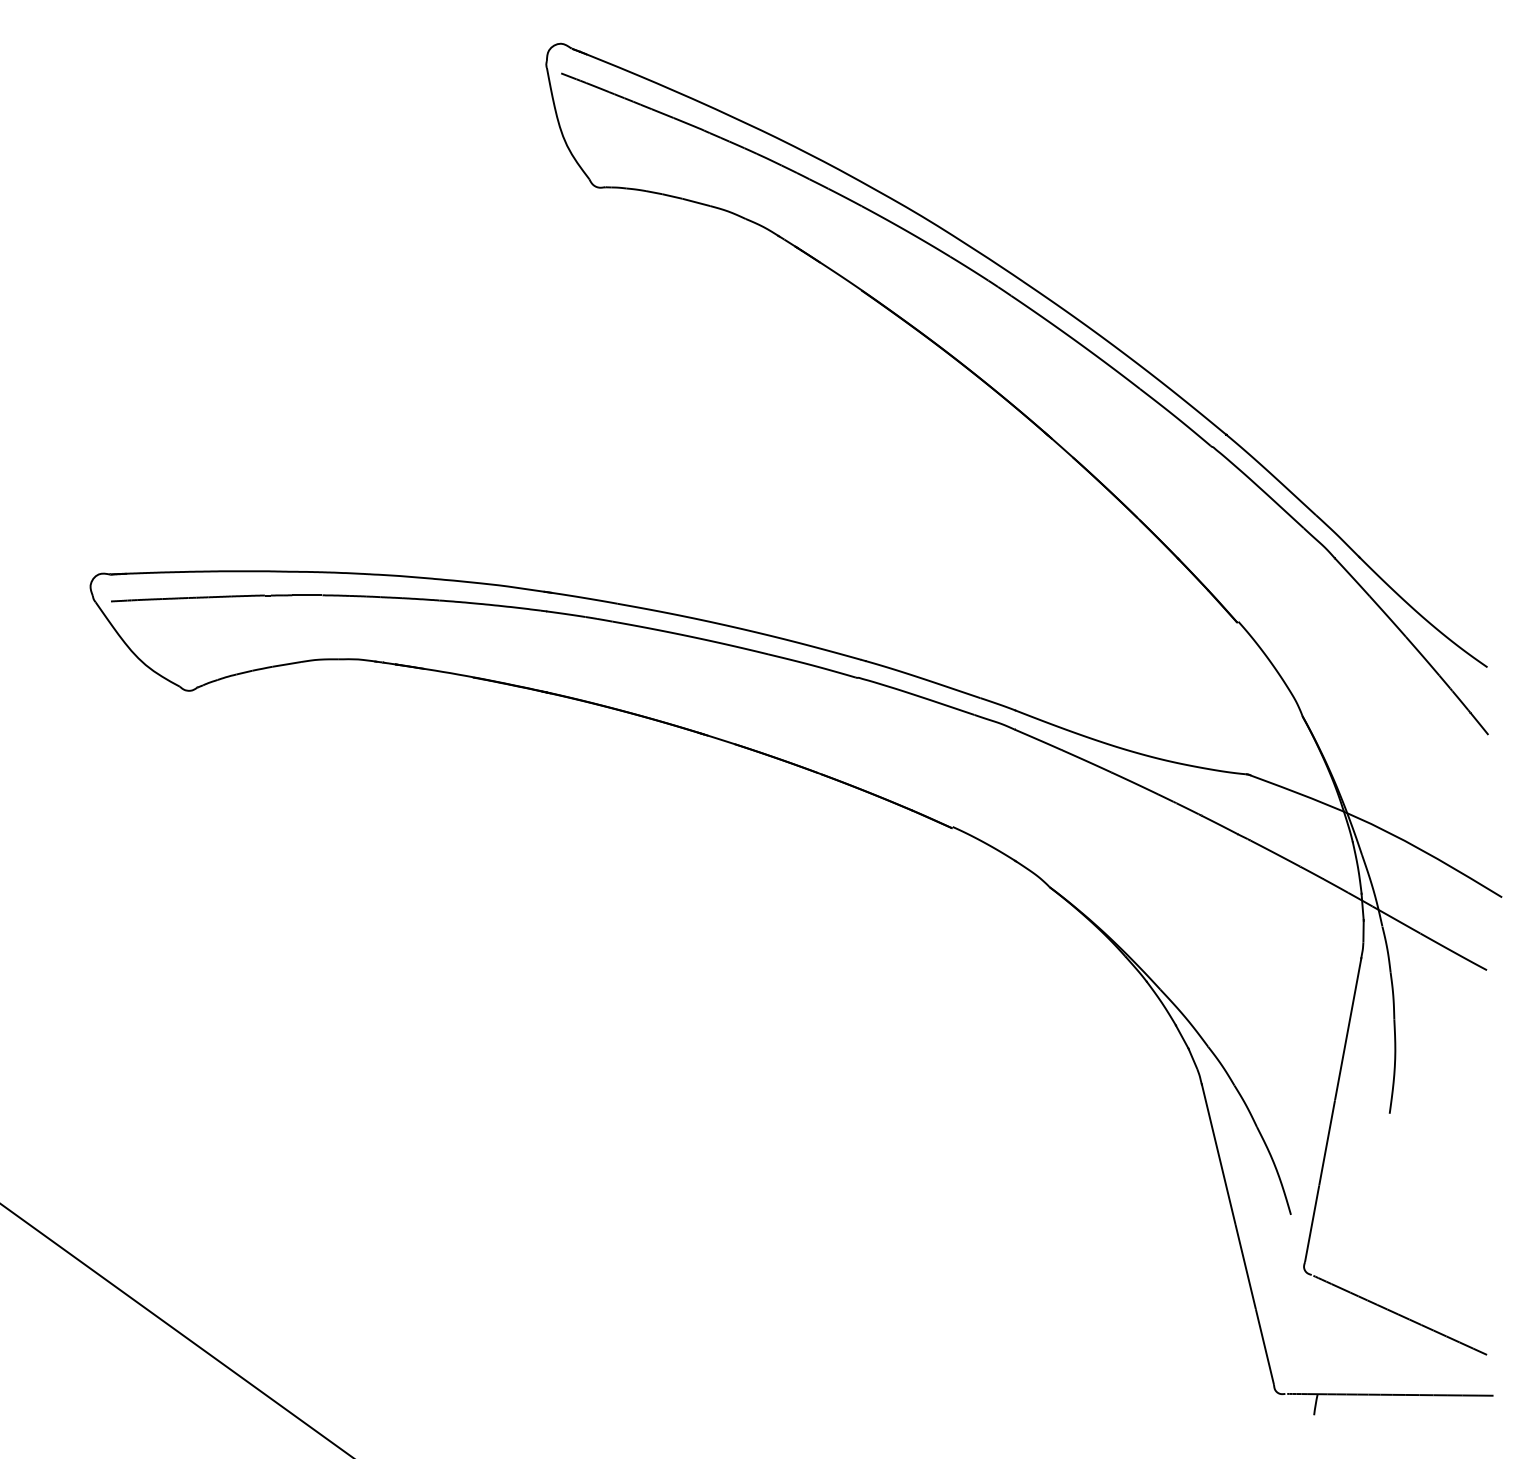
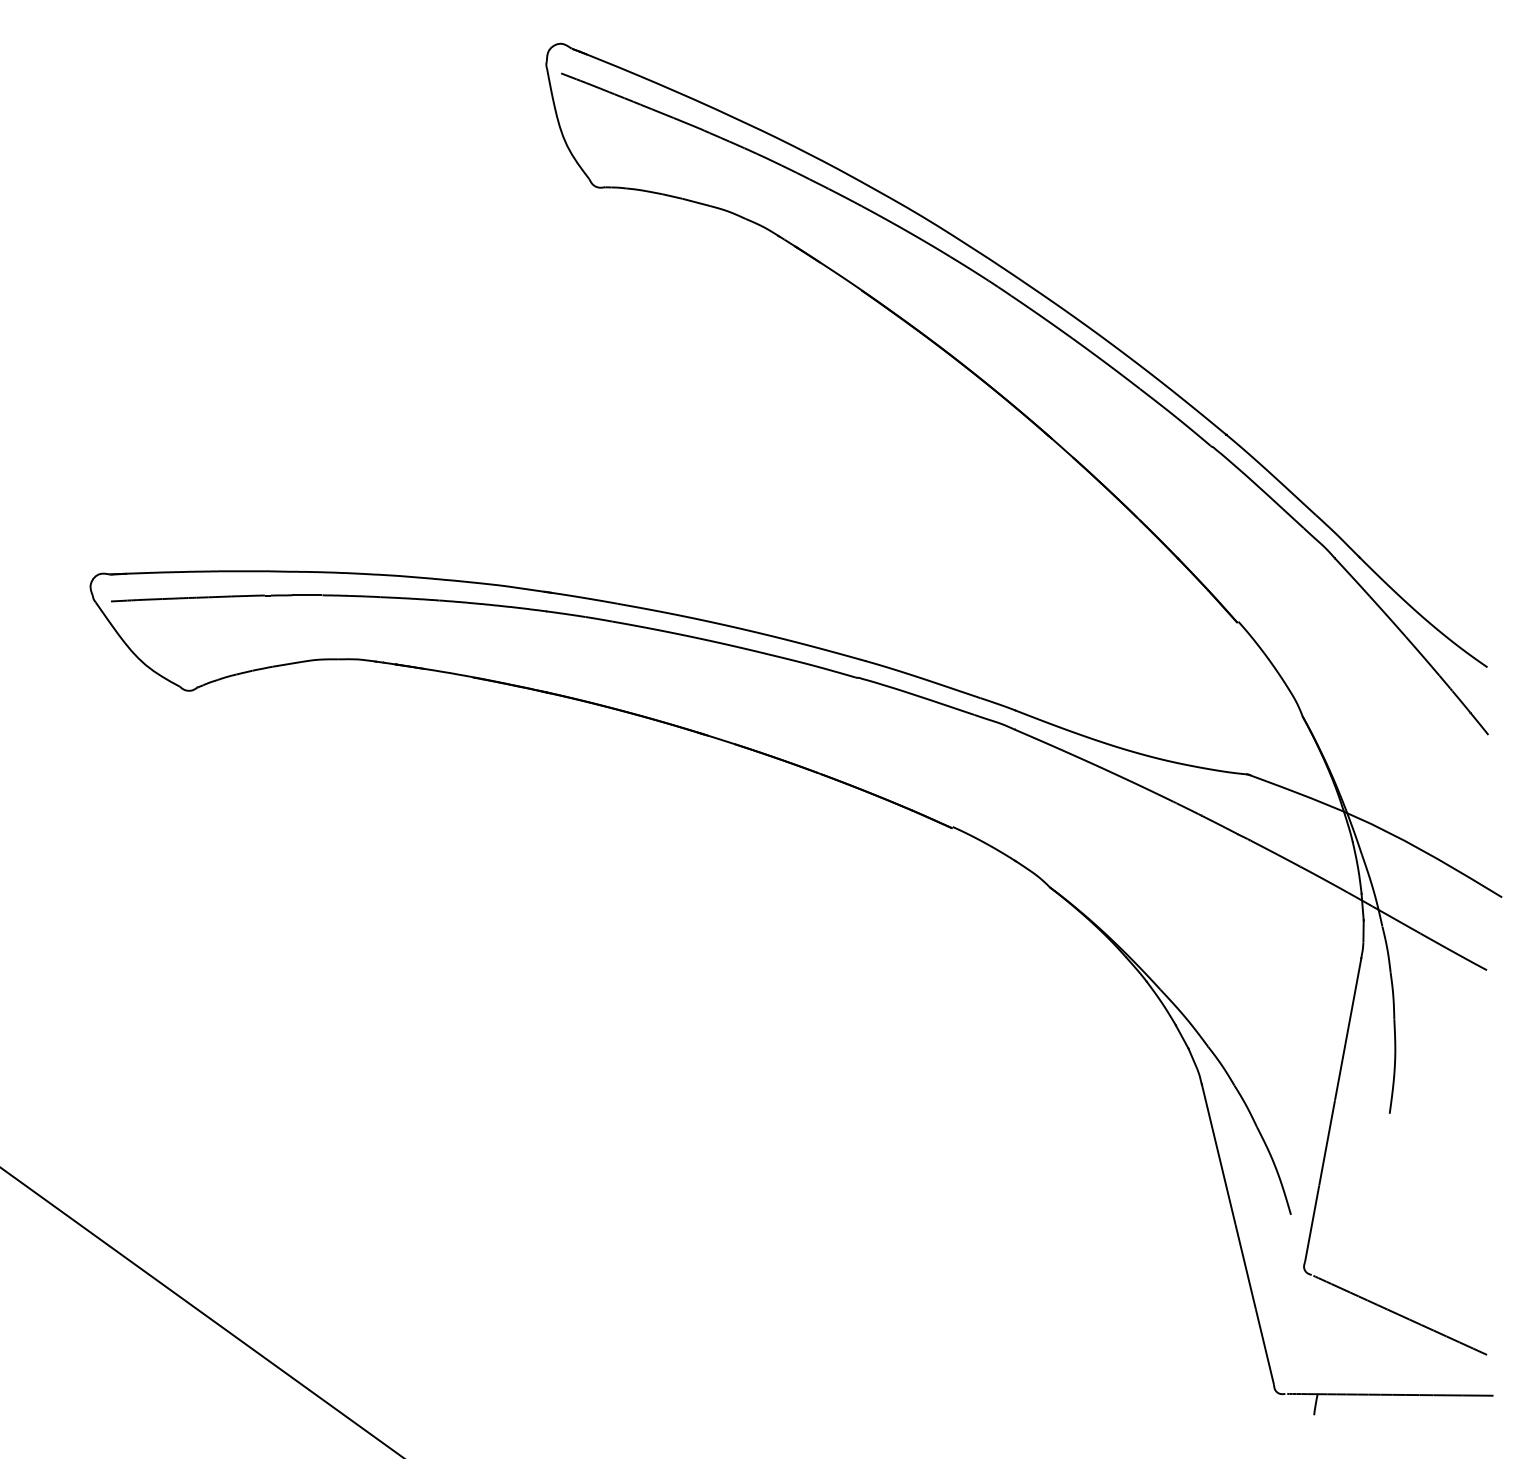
line position: (176, 1330) -> (201, 1311) (201, 1311)
